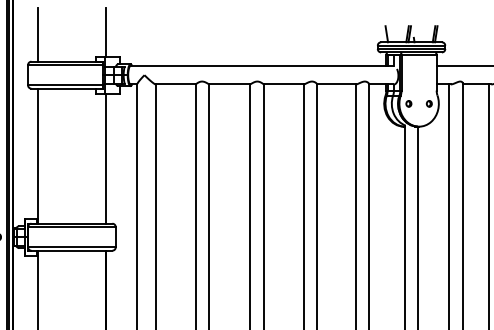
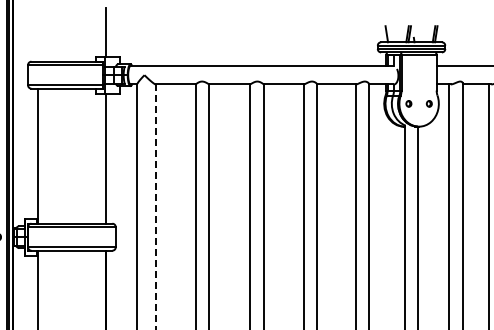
line: present -> none (38, 34)
line: solid -> dashed (155, 207)
